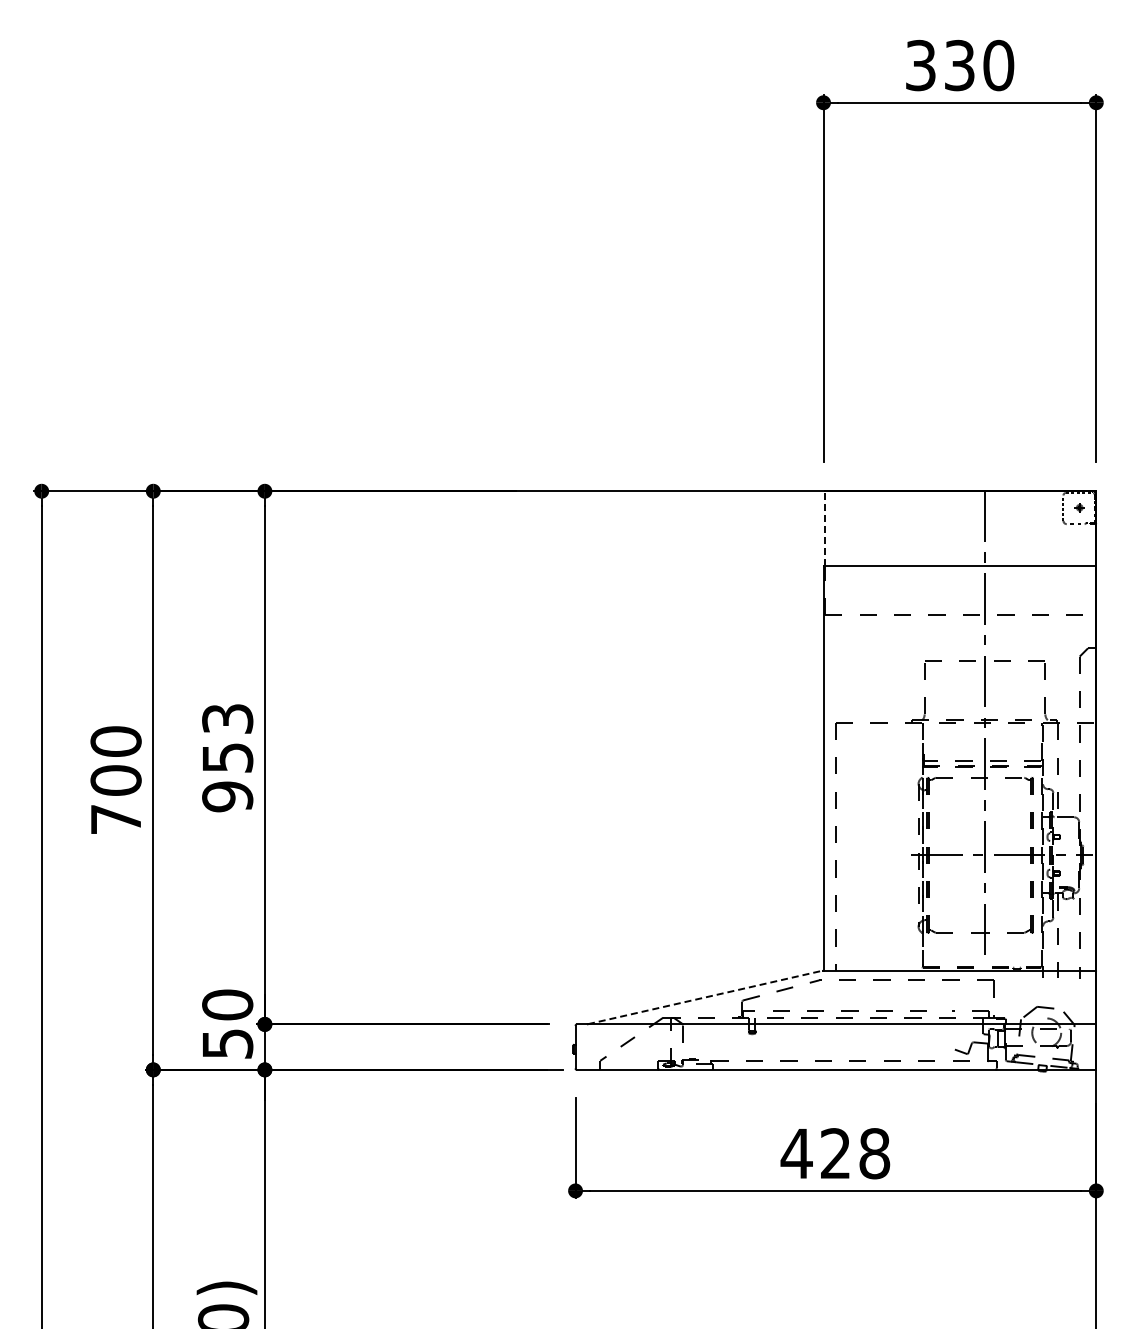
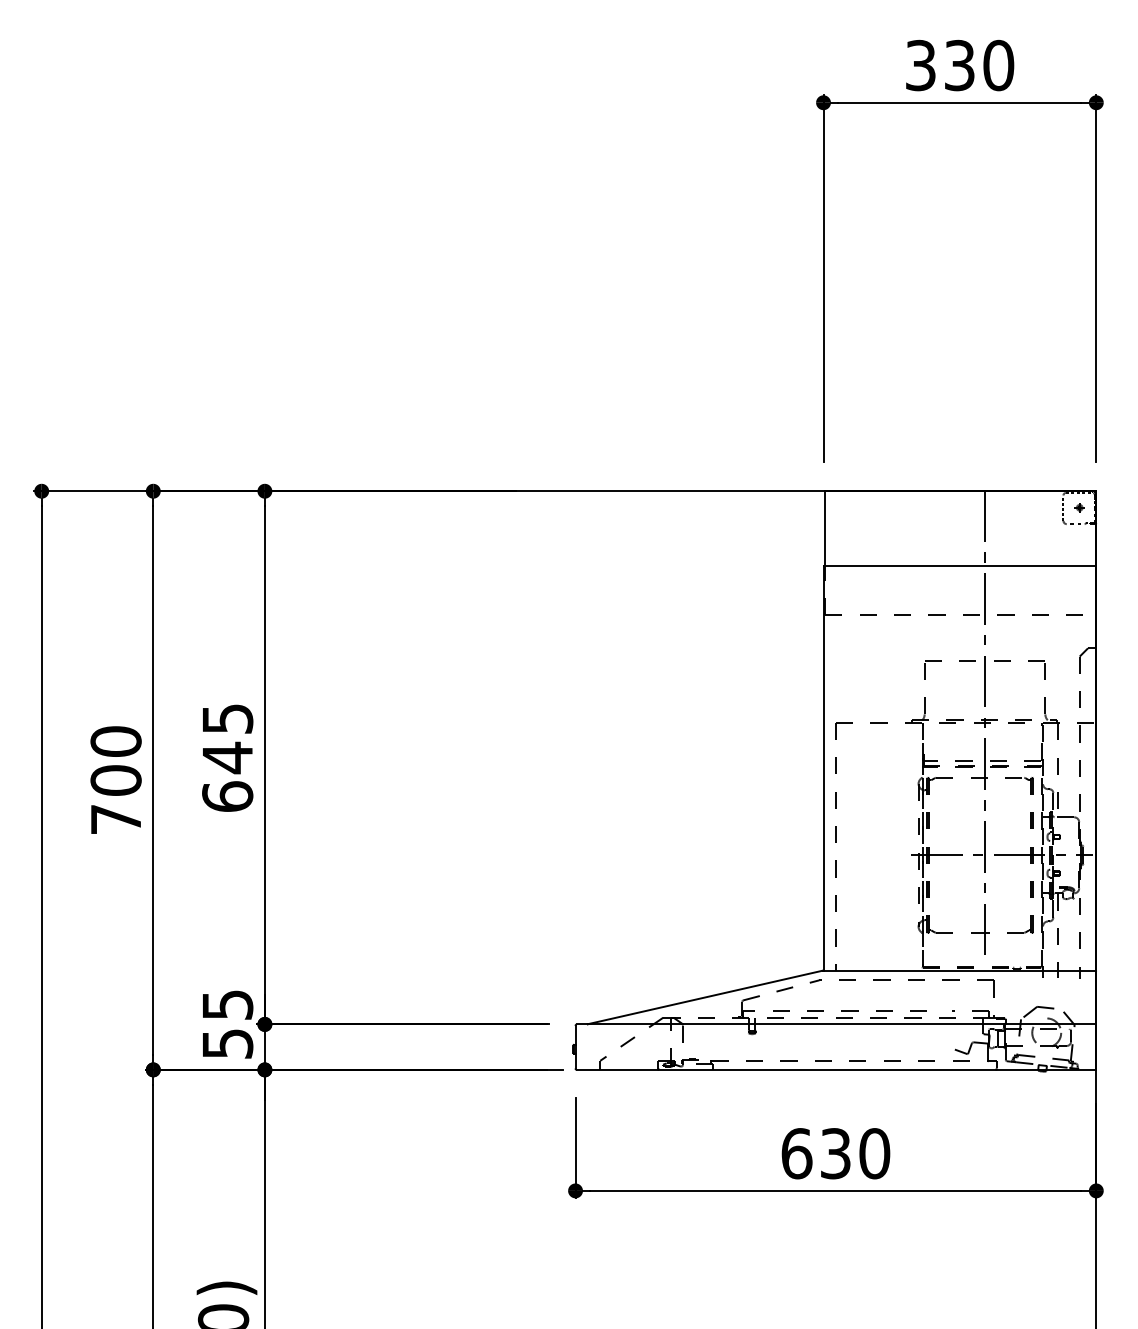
line: dashed -> solid (825, 527)
text: 953 -> 645 (227, 758)
line: dashed -> solid (705, 997)
text: 50 -> 55 (227, 1004)
text: 428 -> 630 (835, 1153)
